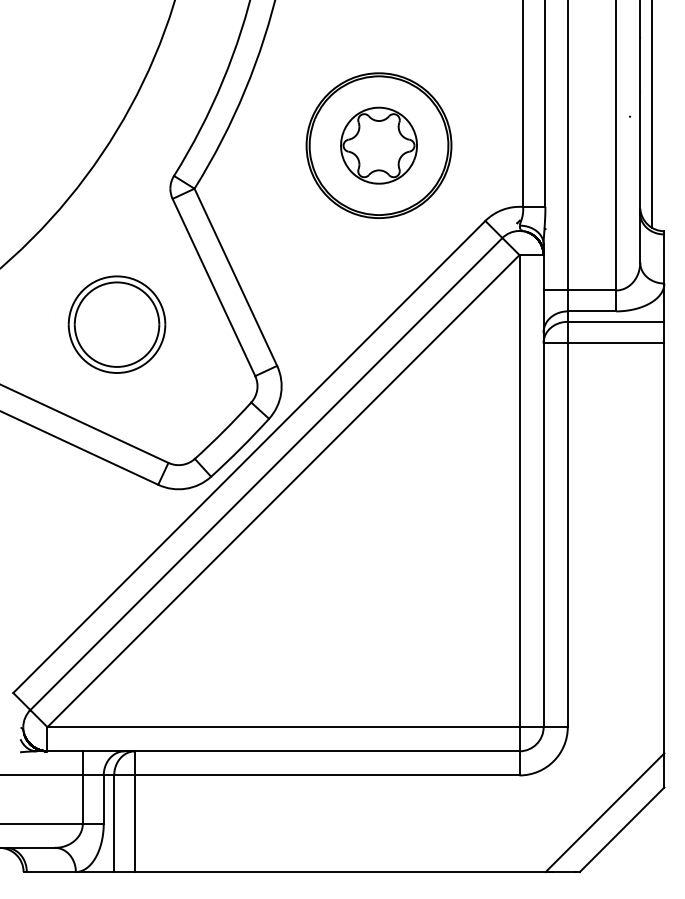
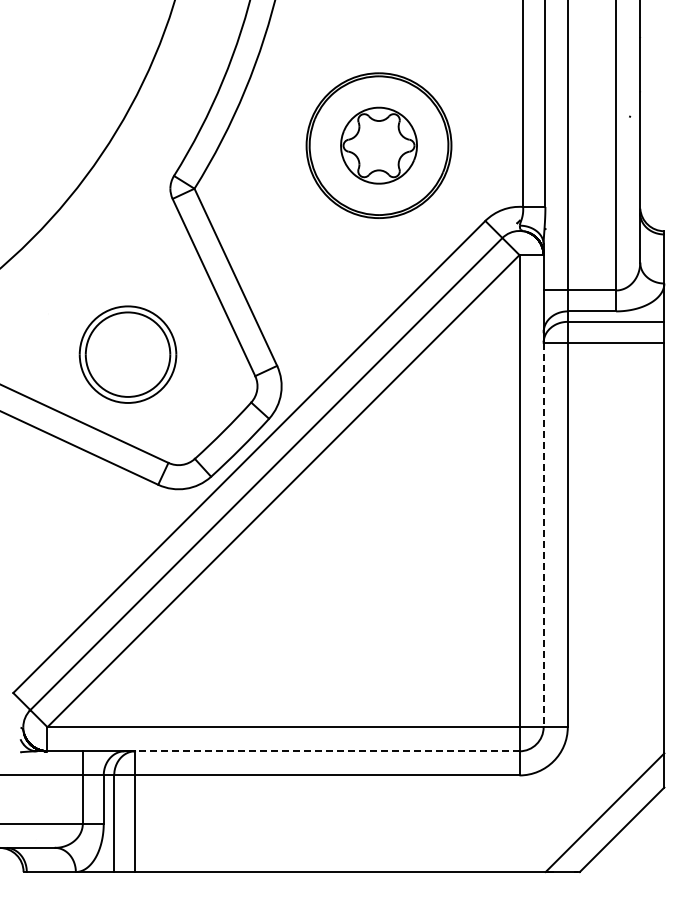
line: present -> none (652, 114)
part position: (116, 324) -> (127, 354) (127, 354)
line: solid -> dashed (543, 535)
line: solid -> dashed (326, 751)
